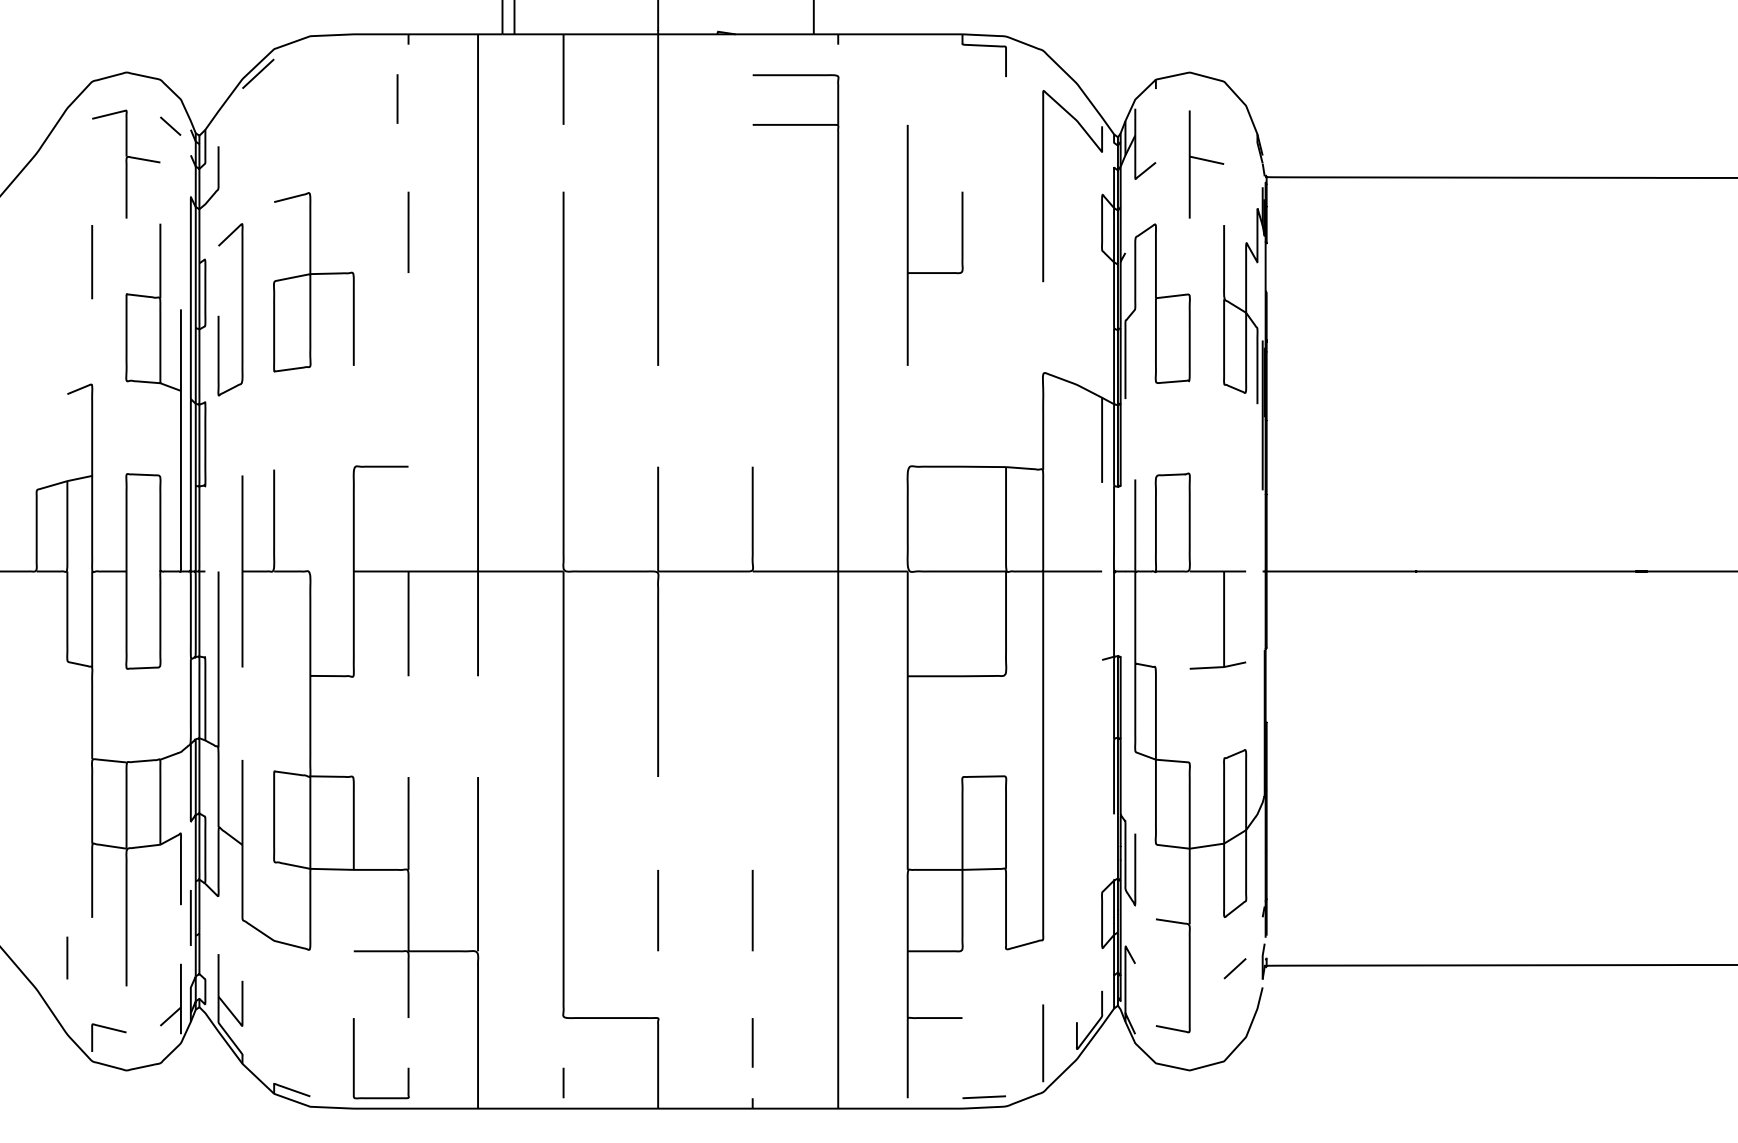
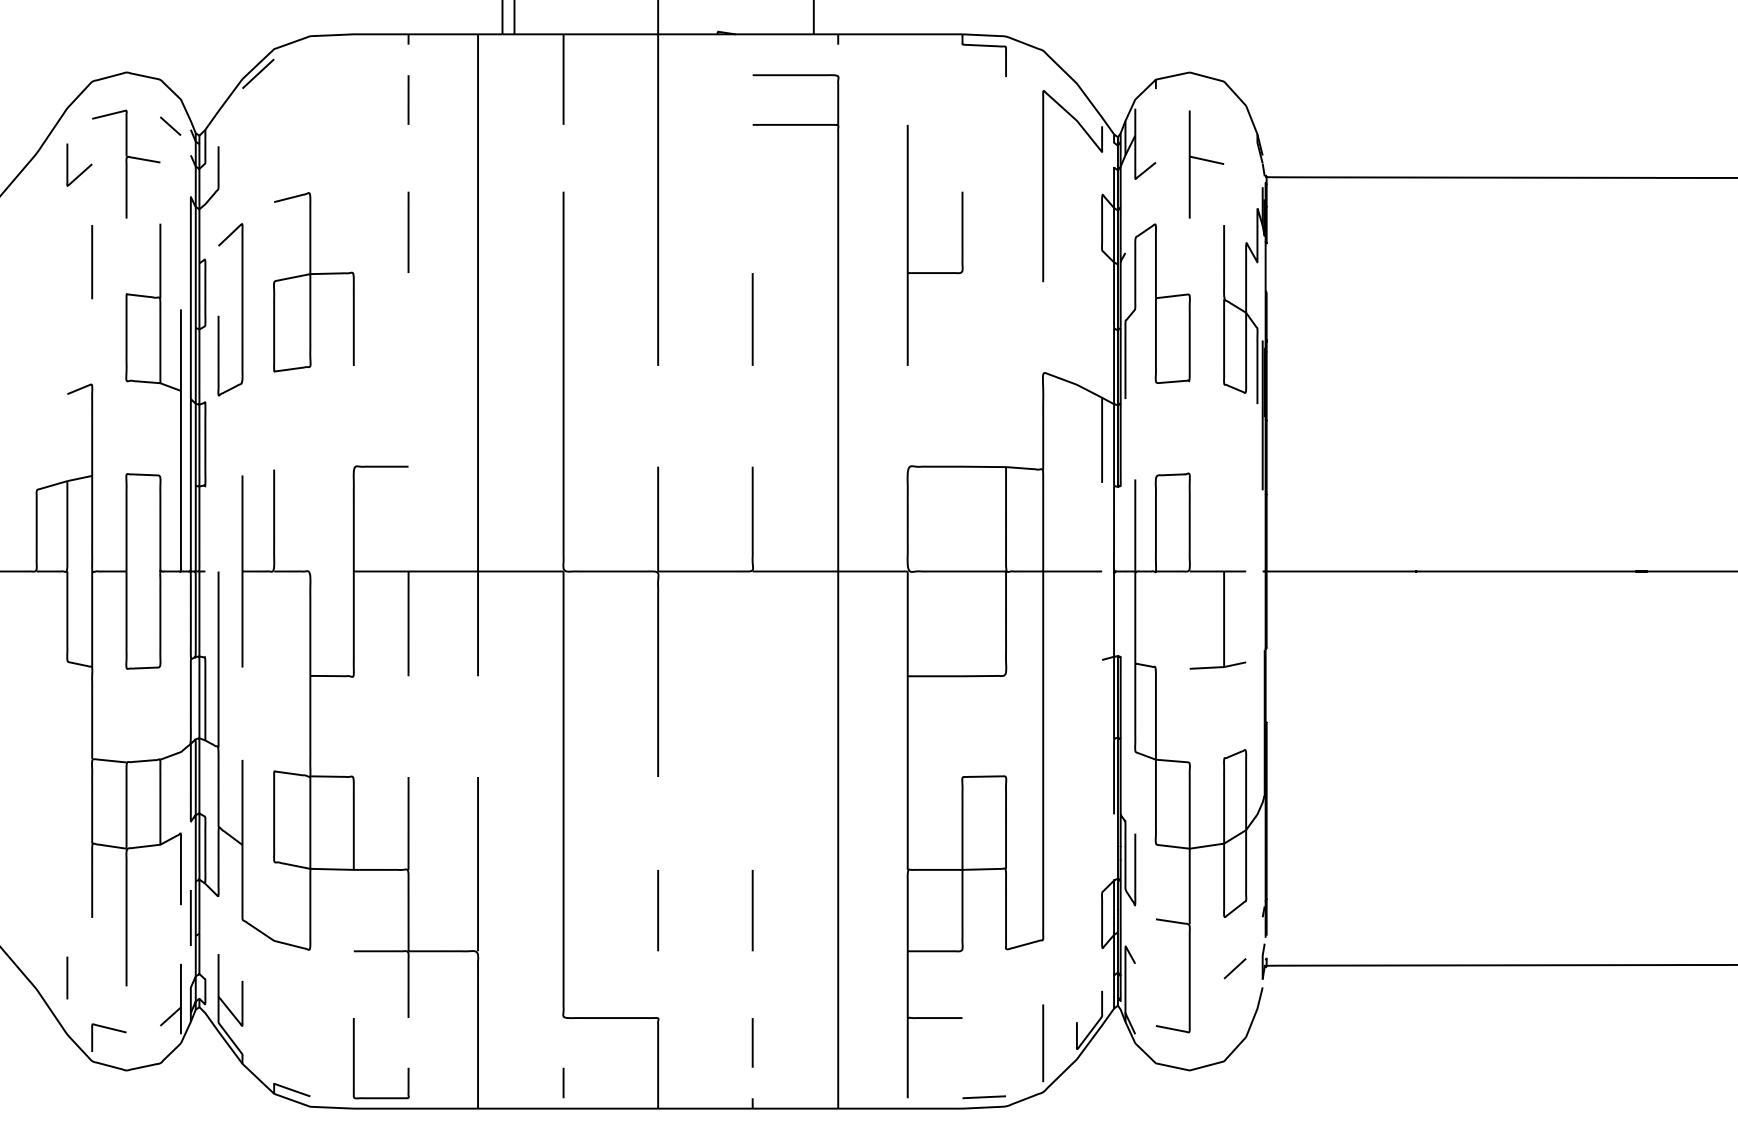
line position: (397, 98) -> (408, 99) (408, 99)
curve: none -> present (84, 169)
line: none -> present (752, 319)
line position: (67, 957) -> (67, 977) (67, 977)
